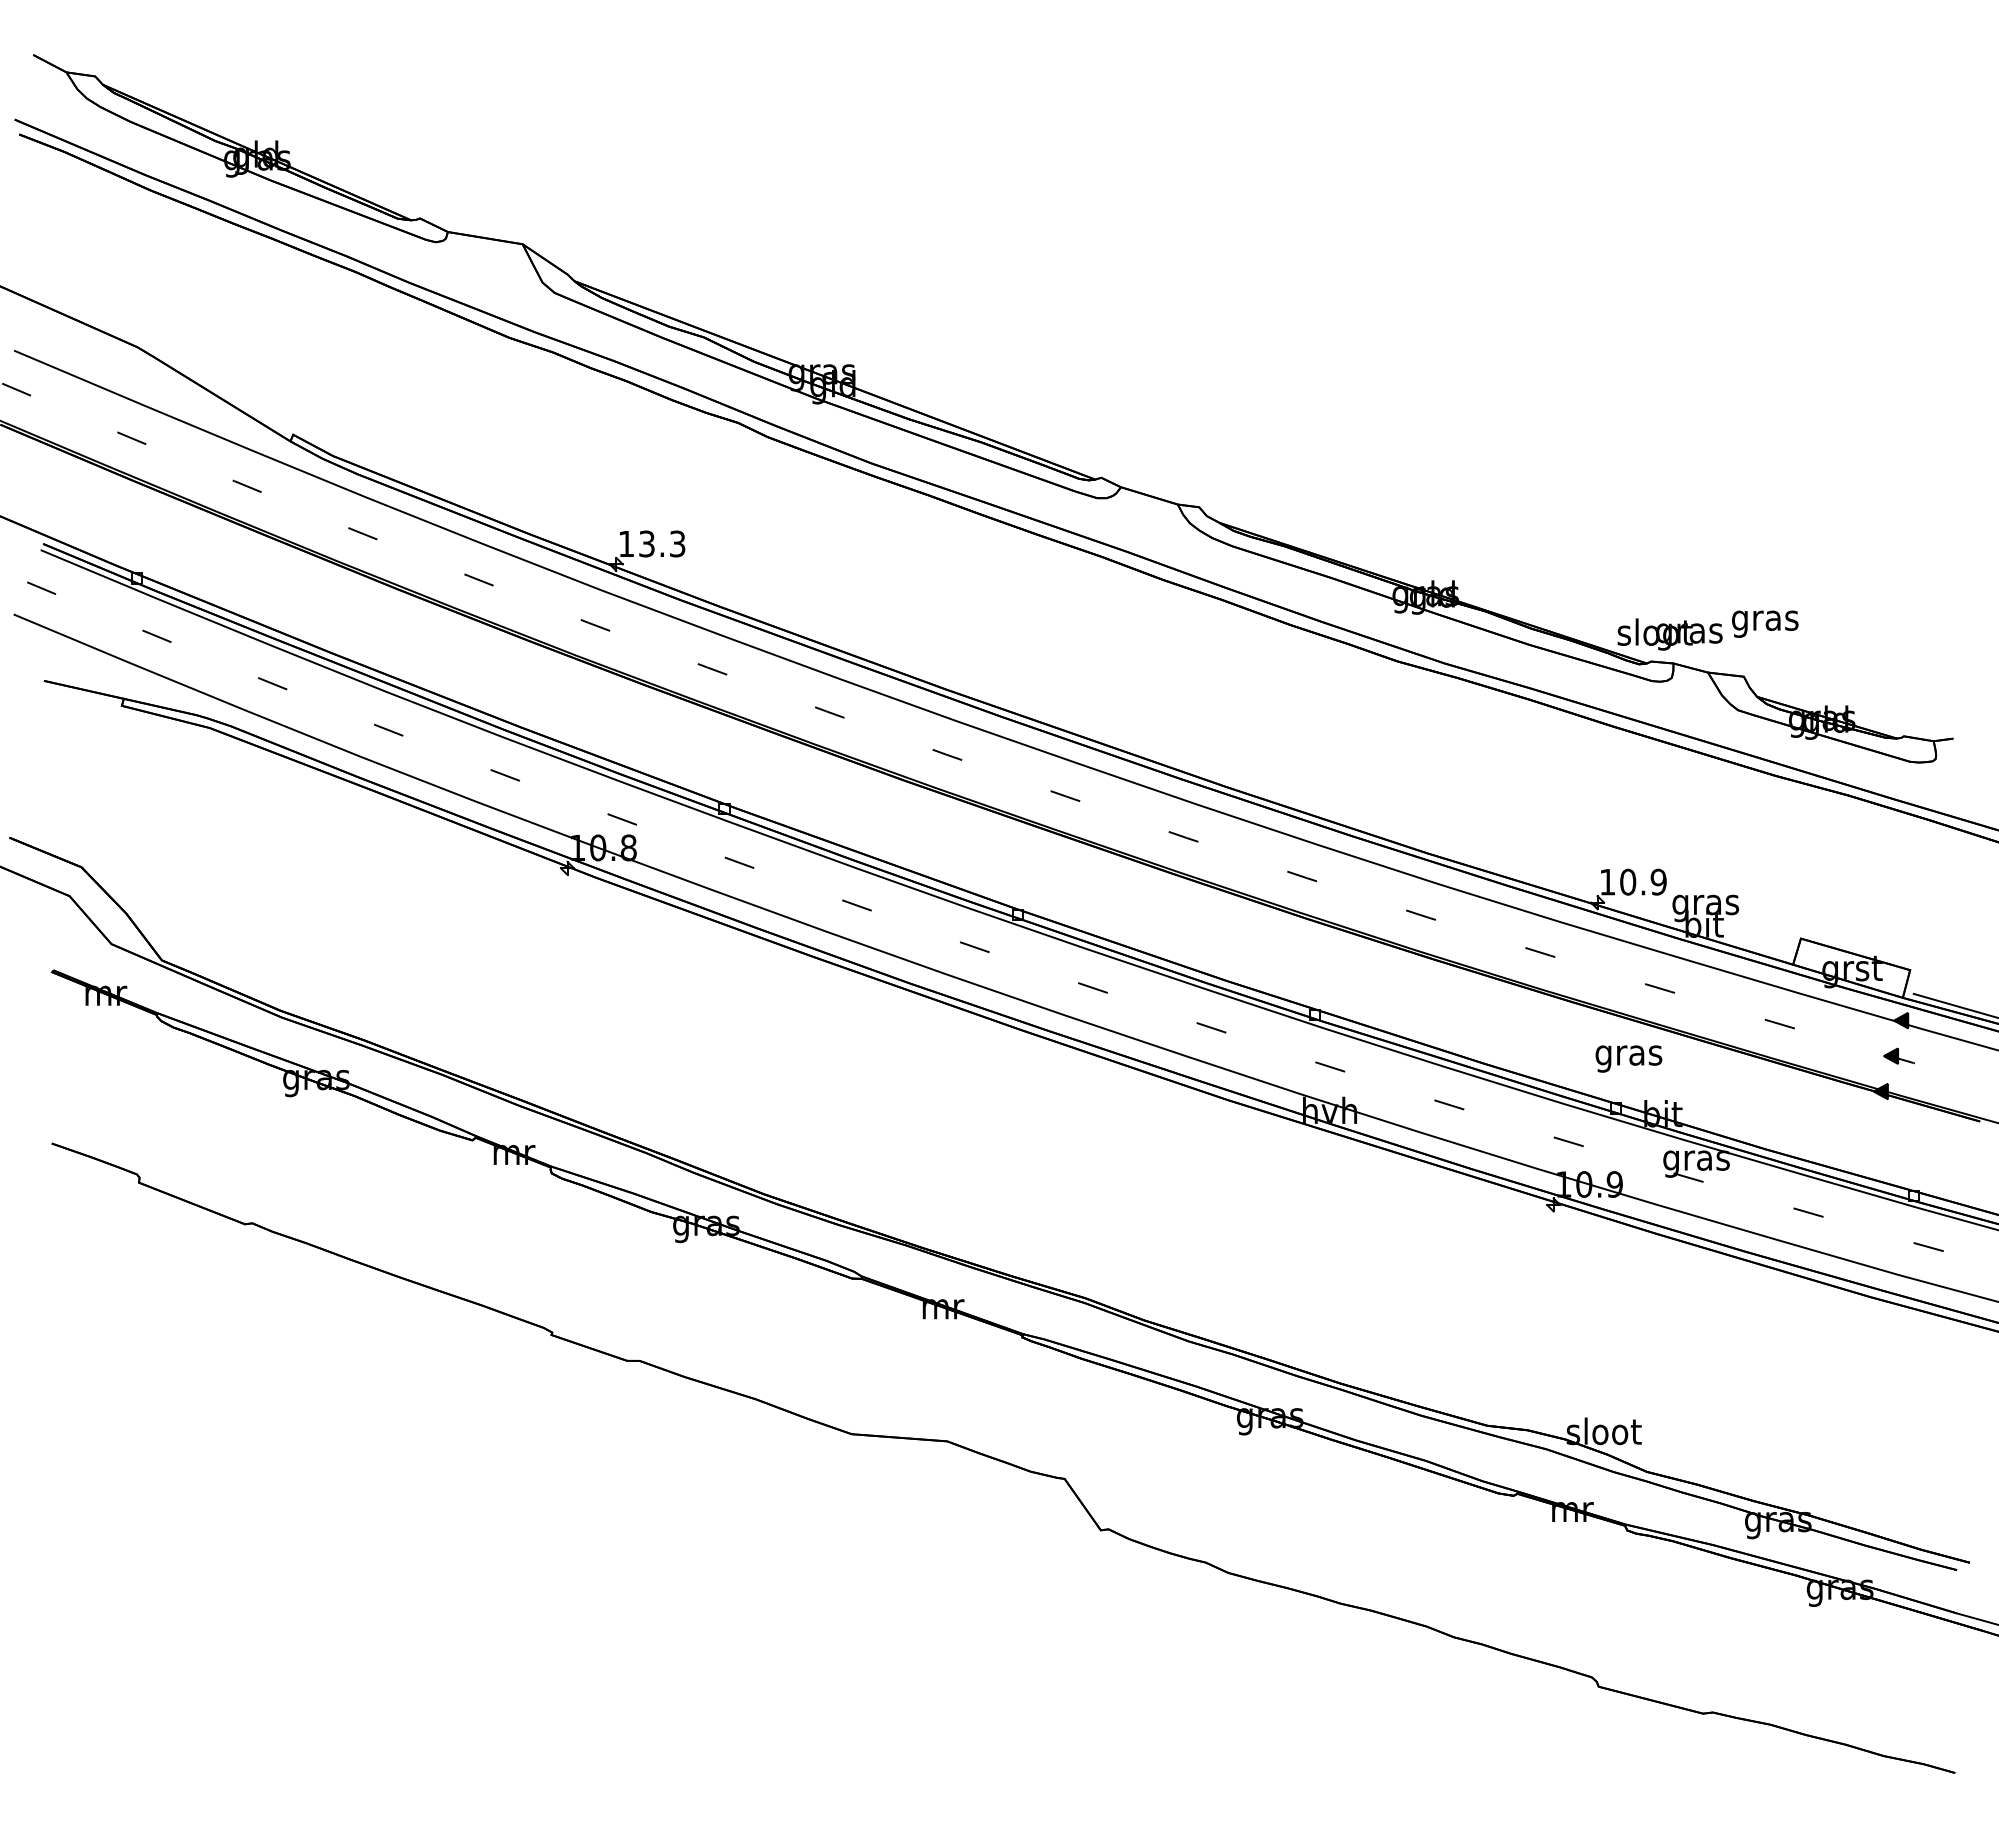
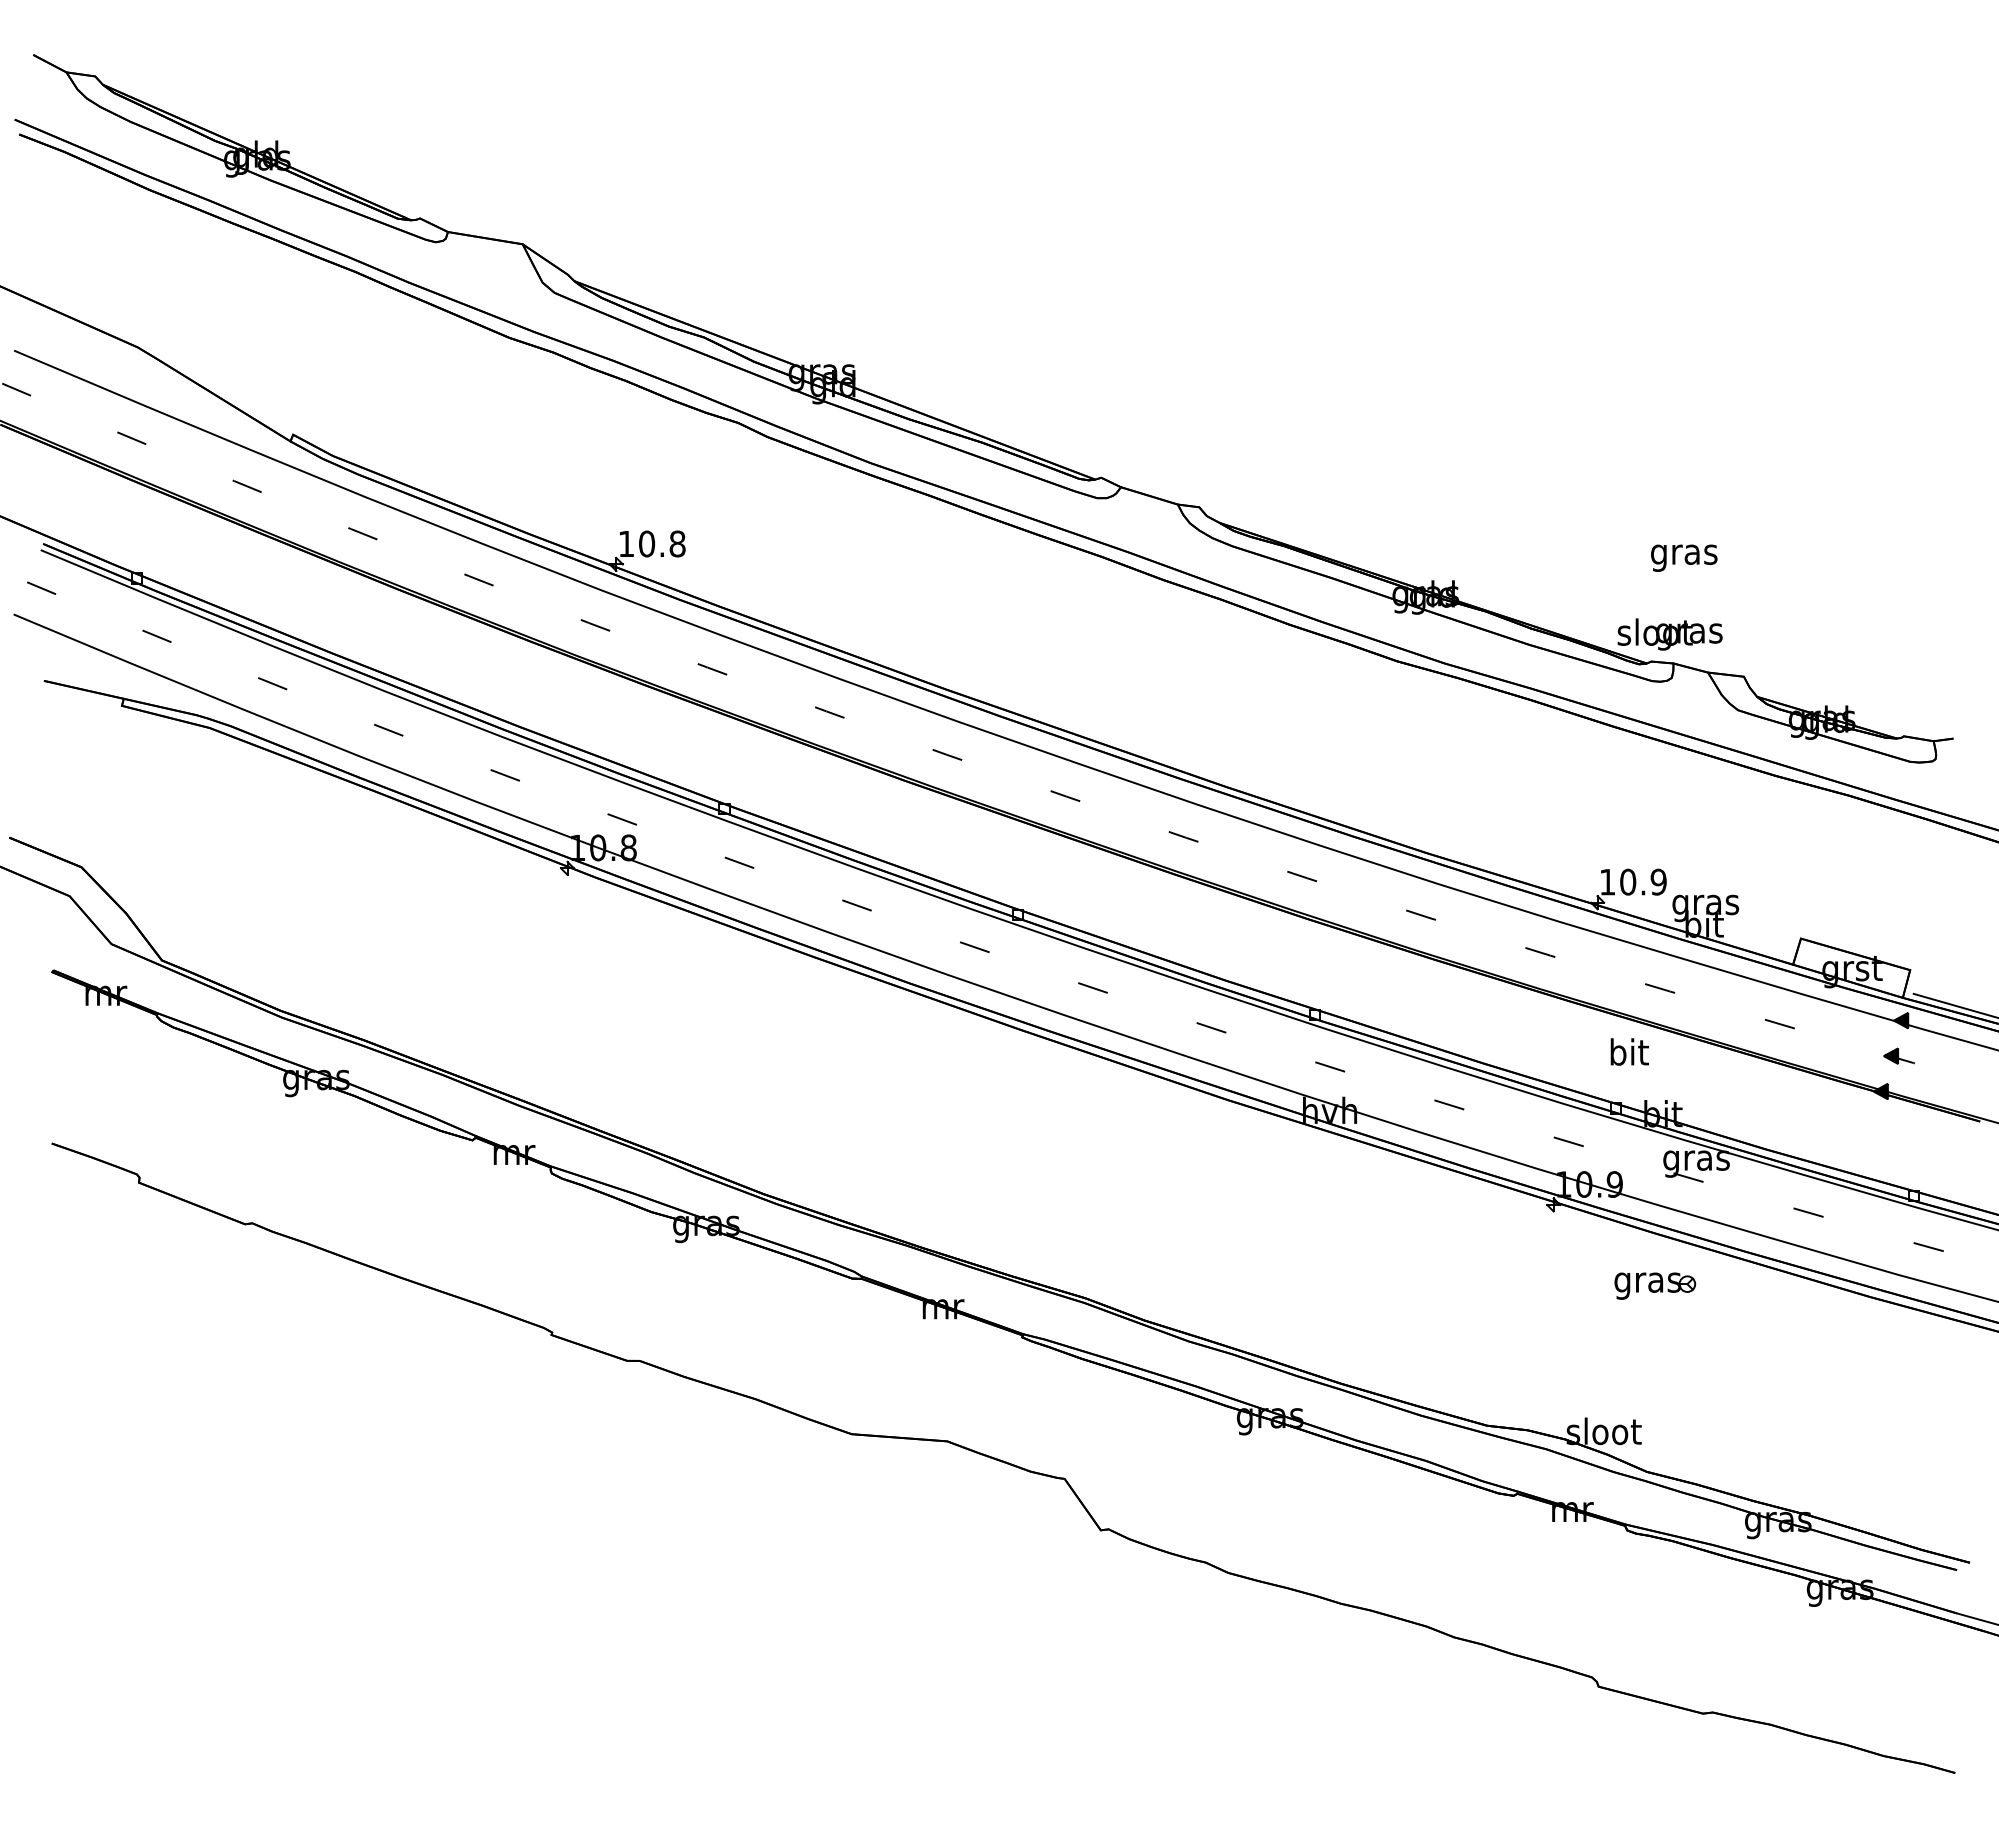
text: 13.3 -> 10.8 (662, 543)
text position: (1765, 623) -> (1684, 557) (1684, 557)
text: gras -> bit (1628, 1055)
part: none -> present (1655, 1285)
